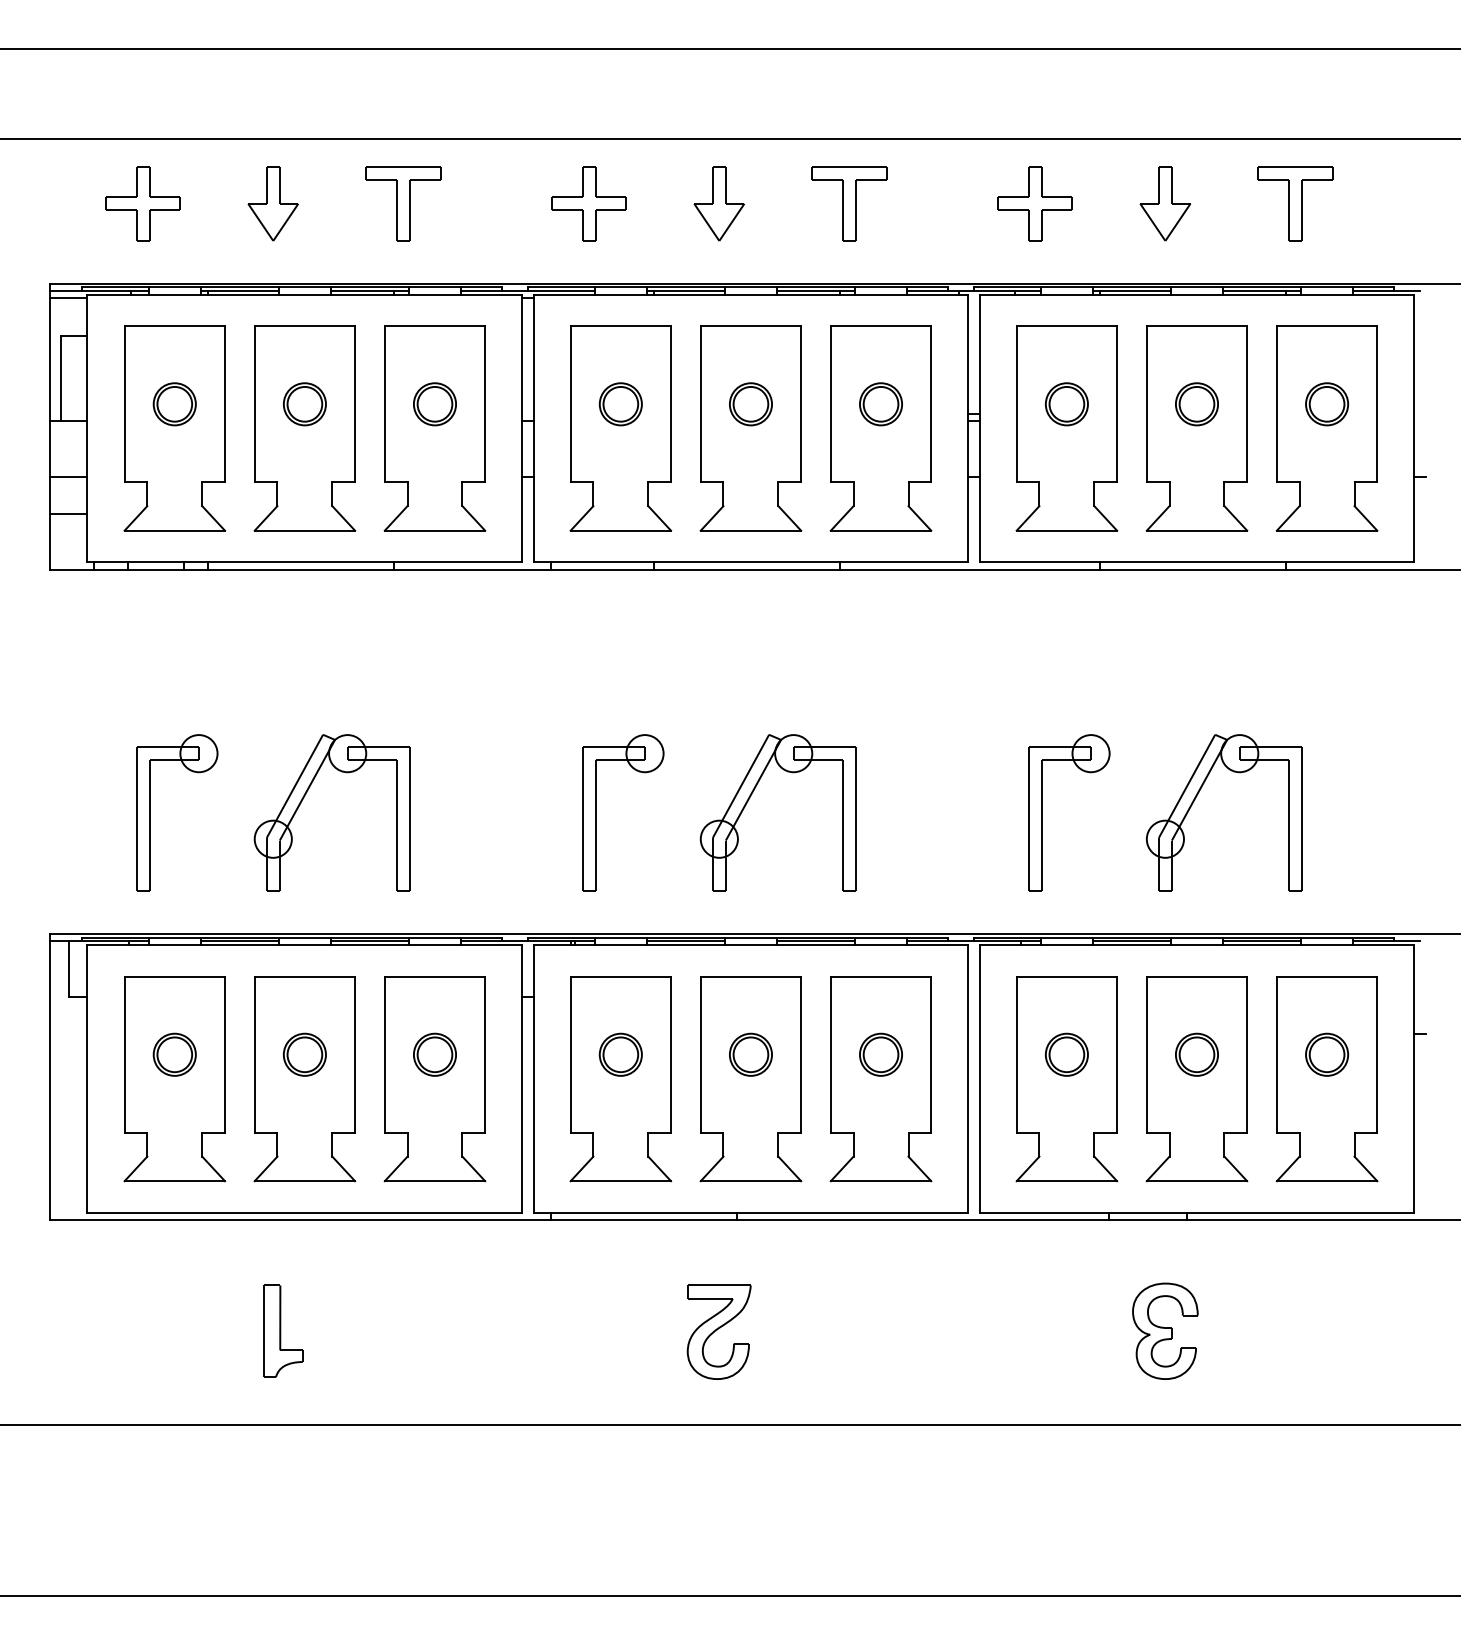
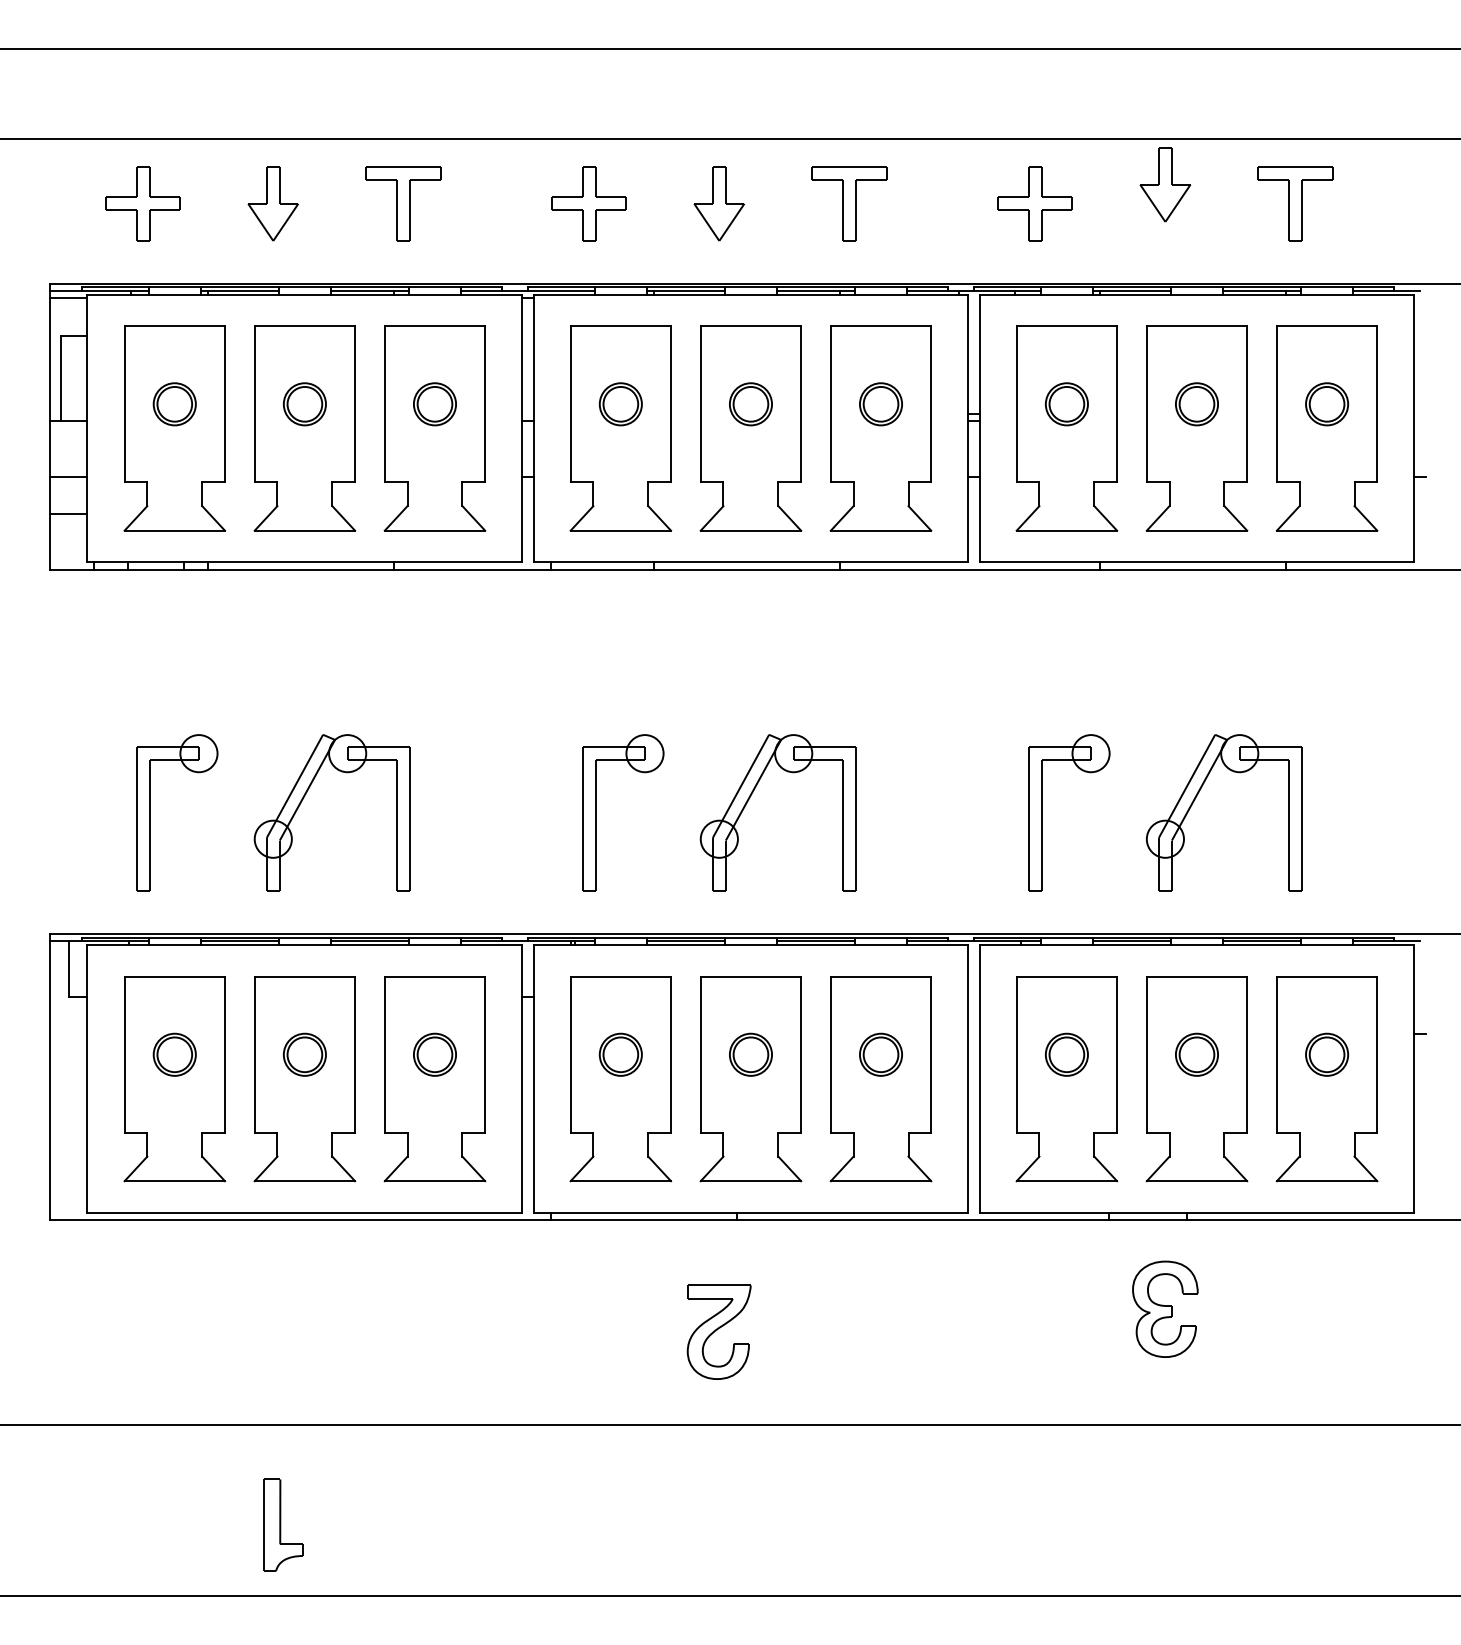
part position: (1164, 203) -> (1164, 184) (1164, 184)
part position: (283, 1330) -> (283, 1524) (283, 1524)
part position: (1165, 1330) -> (1165, 1308) (1165, 1308)
